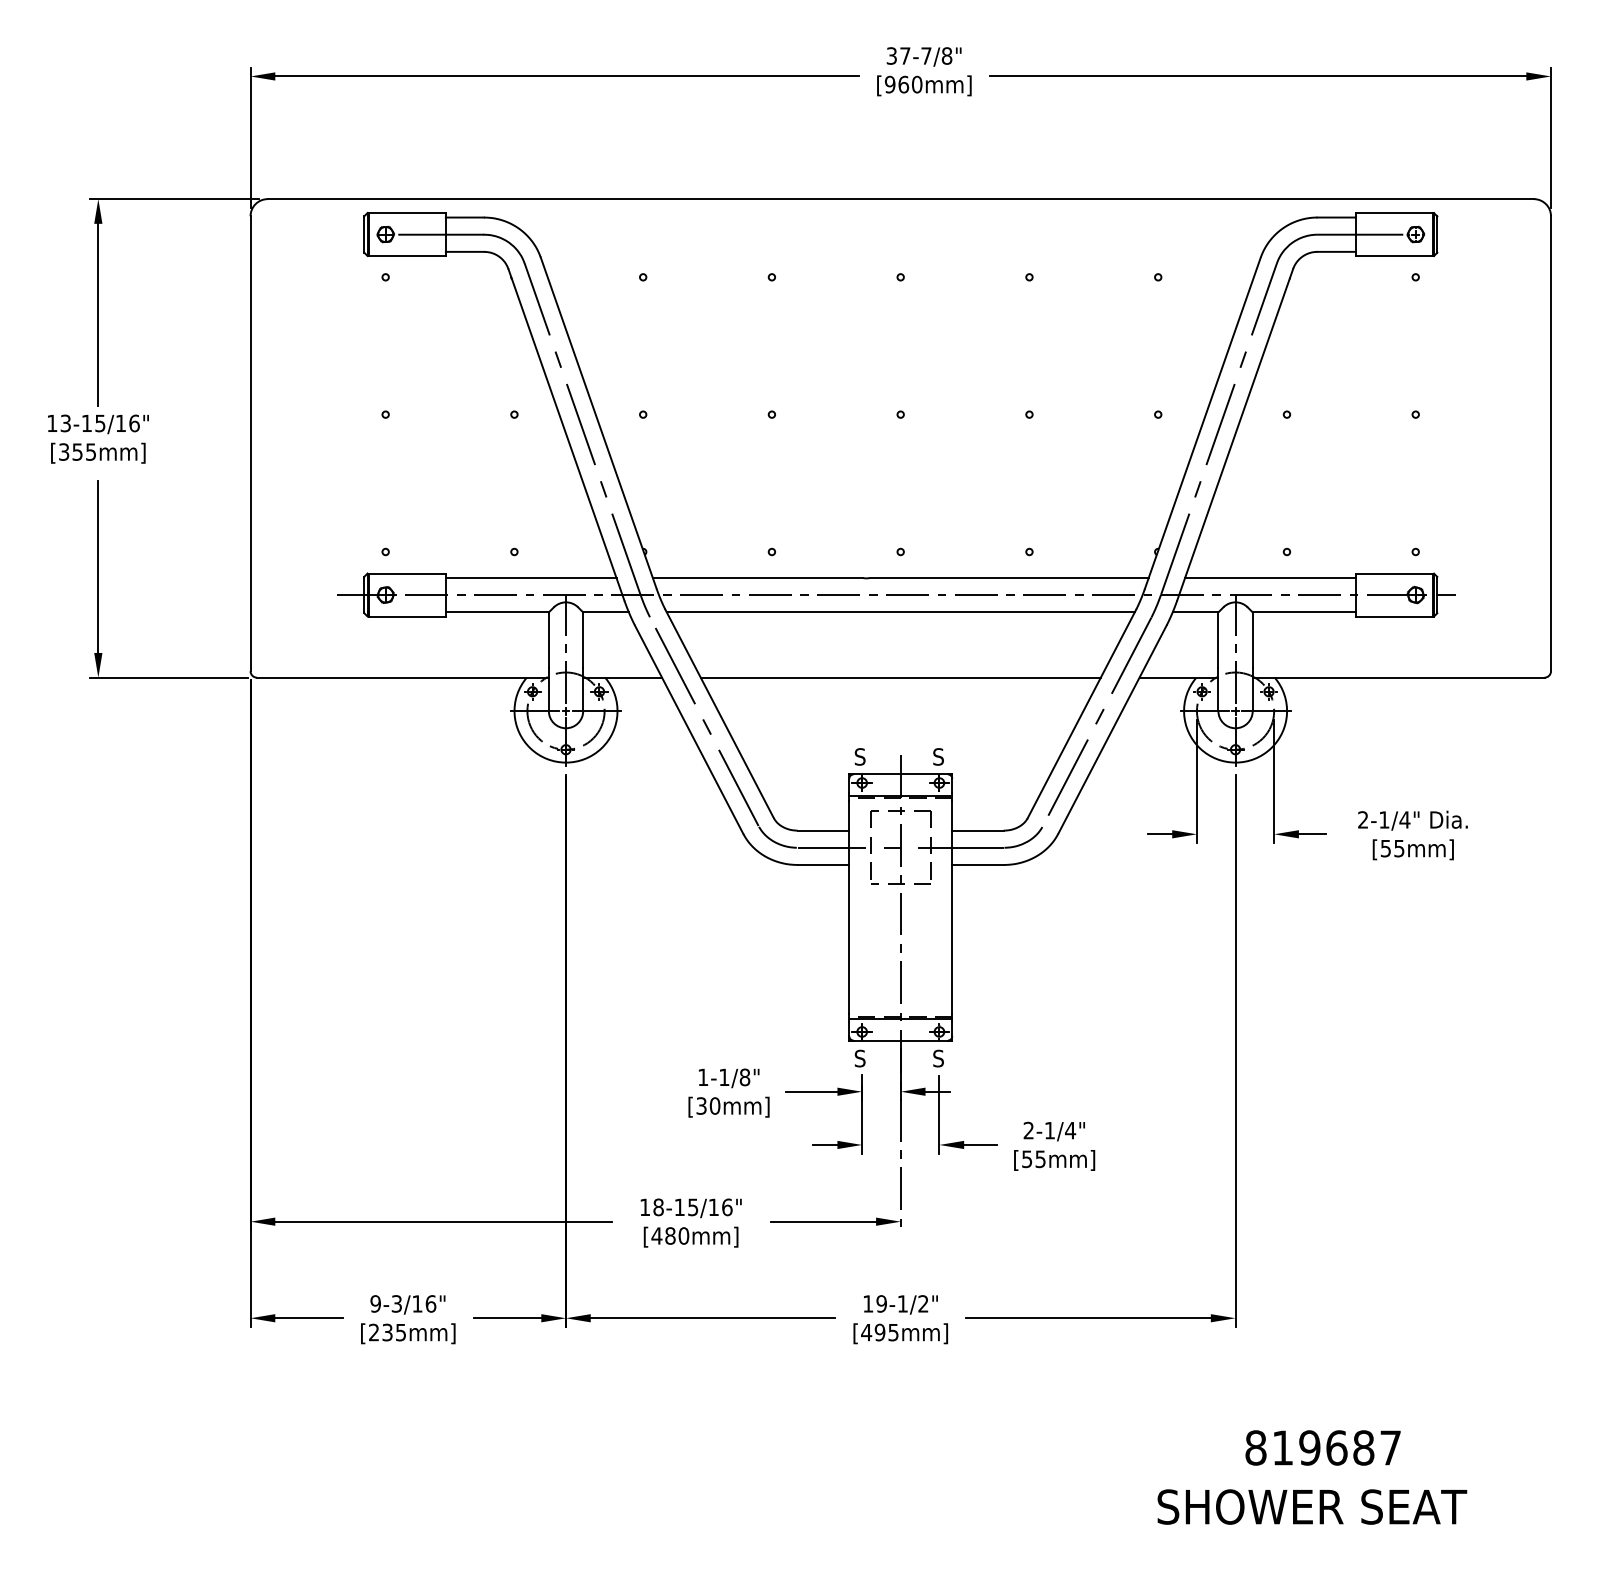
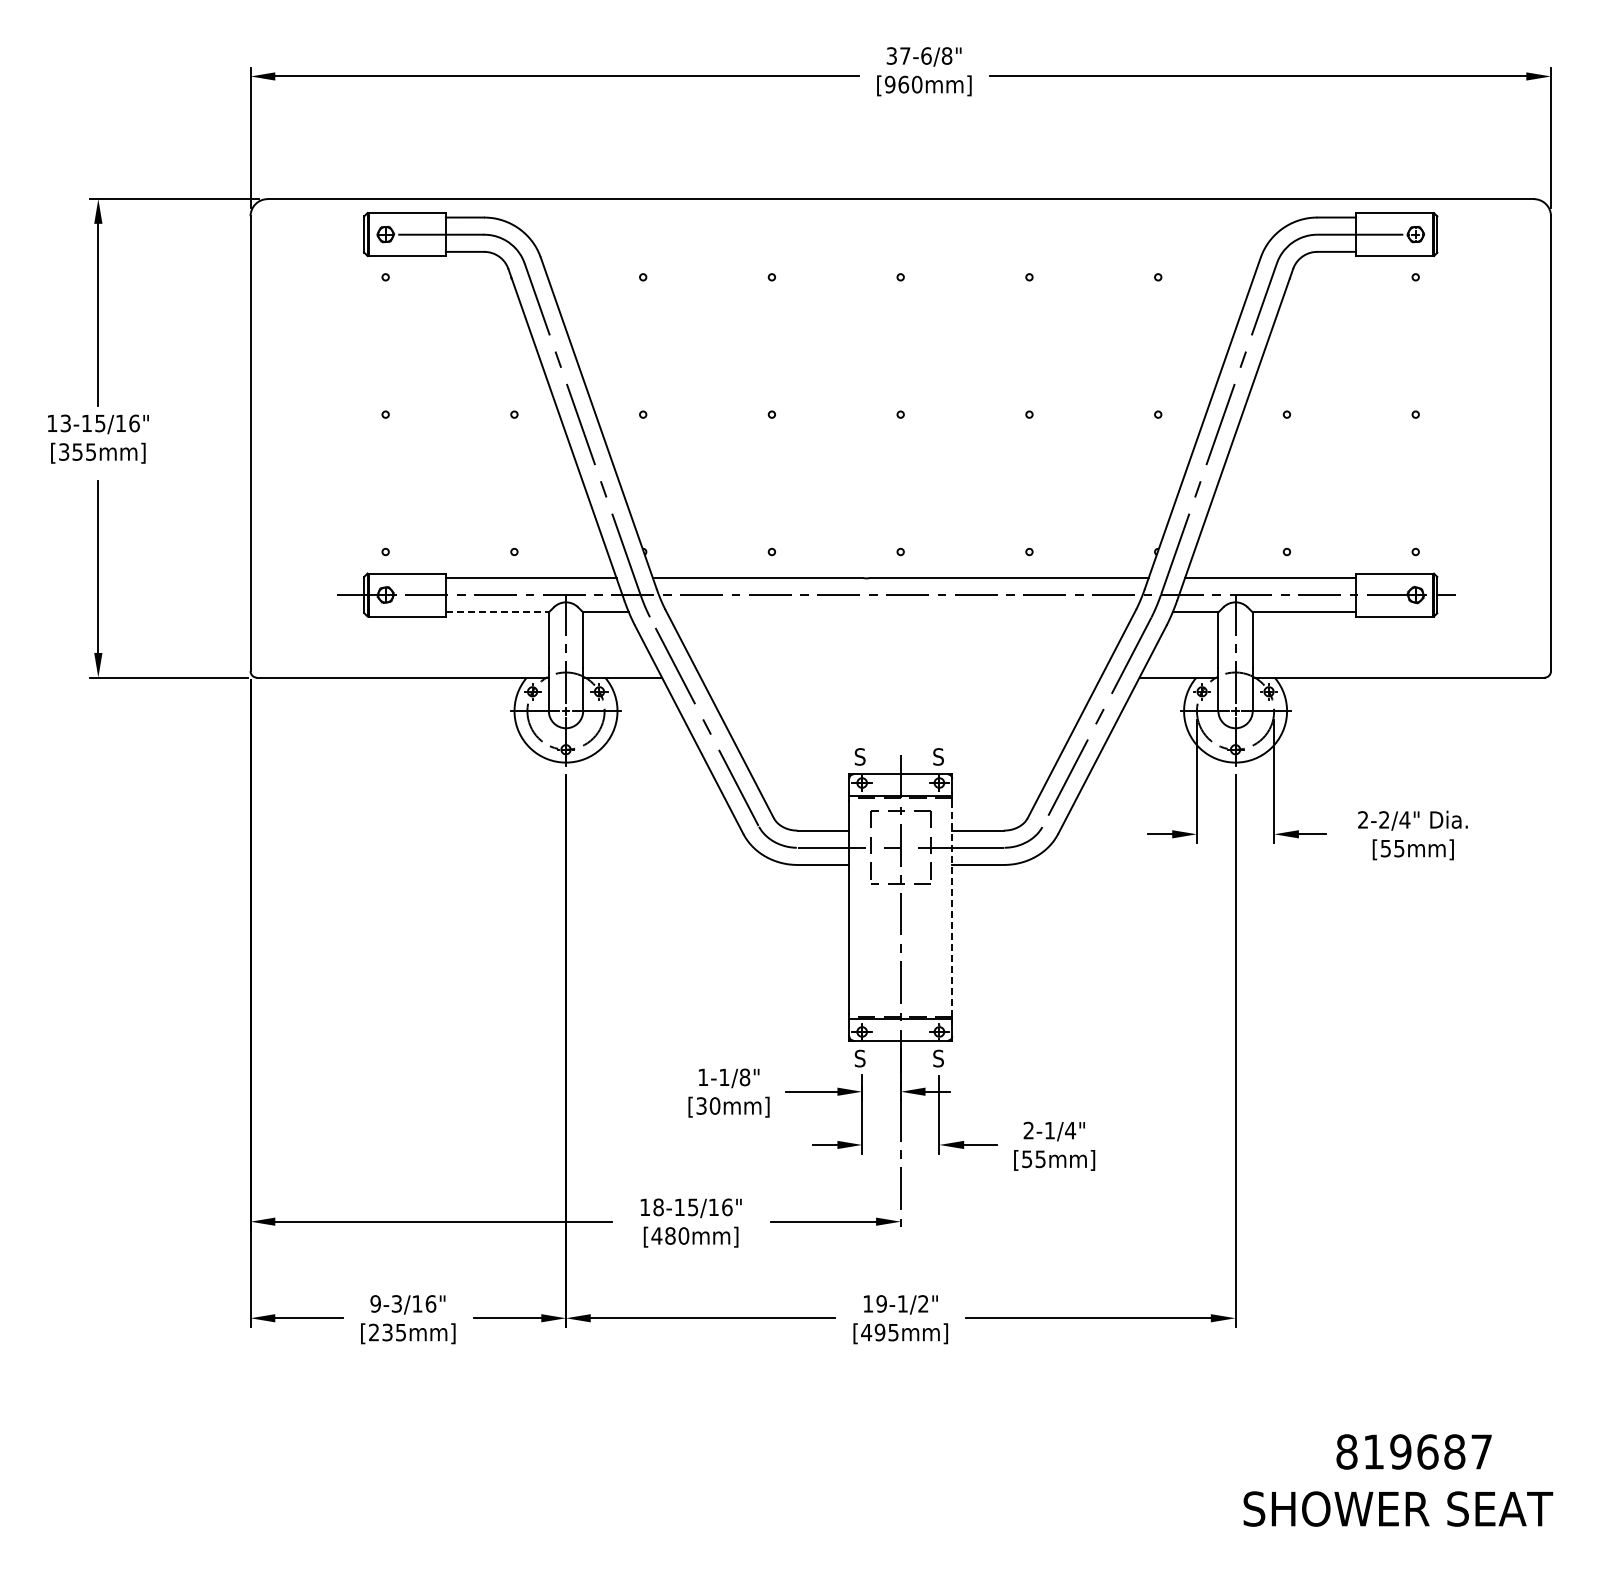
text: 37-7/8" -> 37-6/8" (926, 55)
line: solid -> dashed (497, 612)
line: present -> none (900, 612)
line: present -> none (900, 677)
text: 2-1/4" -> 2-2/4" (1384, 819)
line: solid -> dashed (952, 908)
text position: (1322, 1447) -> (1413, 1451) (1413, 1451)
text position: (1312, 1506) -> (1398, 1508) (1398, 1508)
